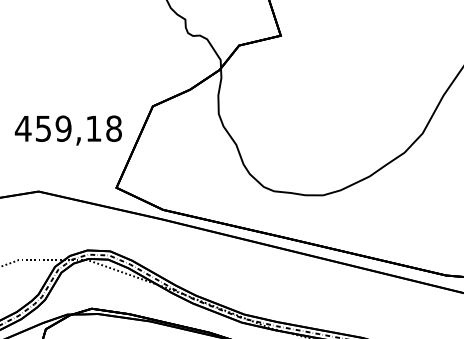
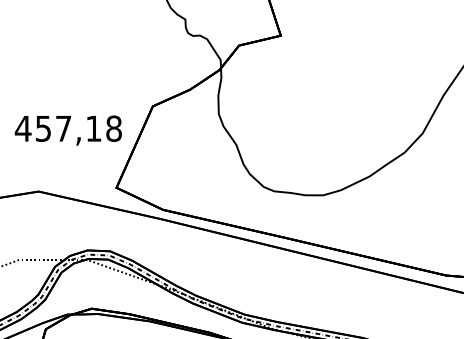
text: 459,18 -> 457,18 (63, 128)
